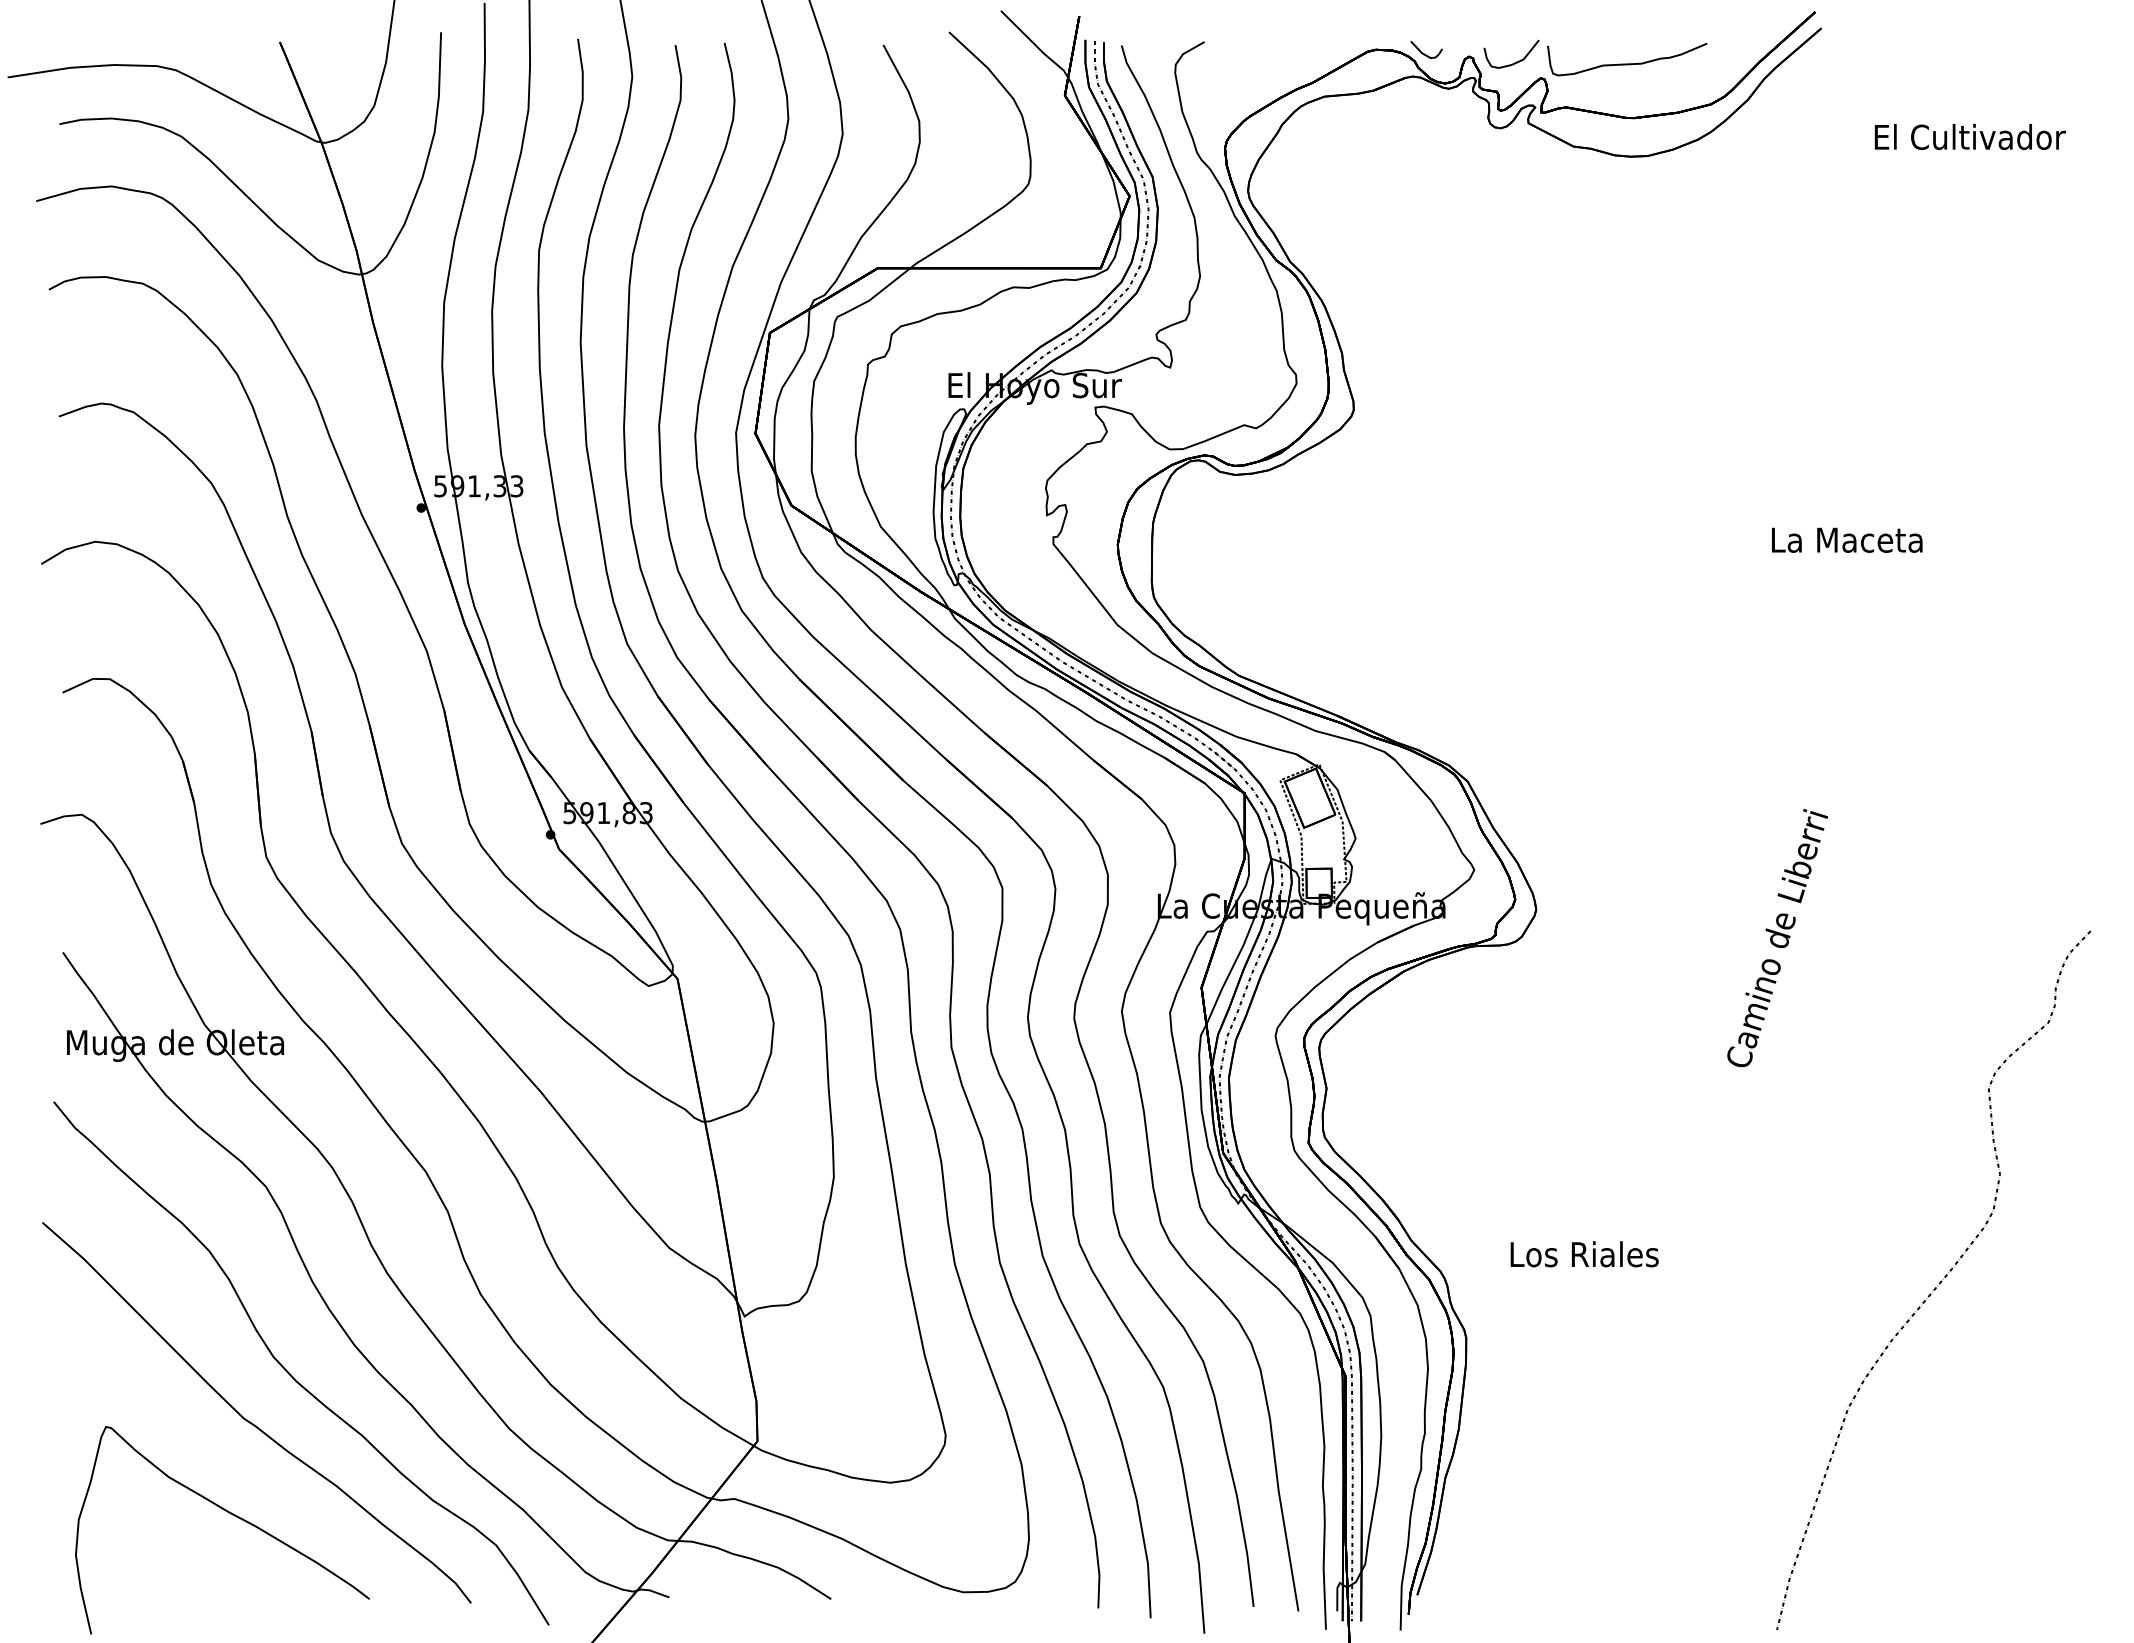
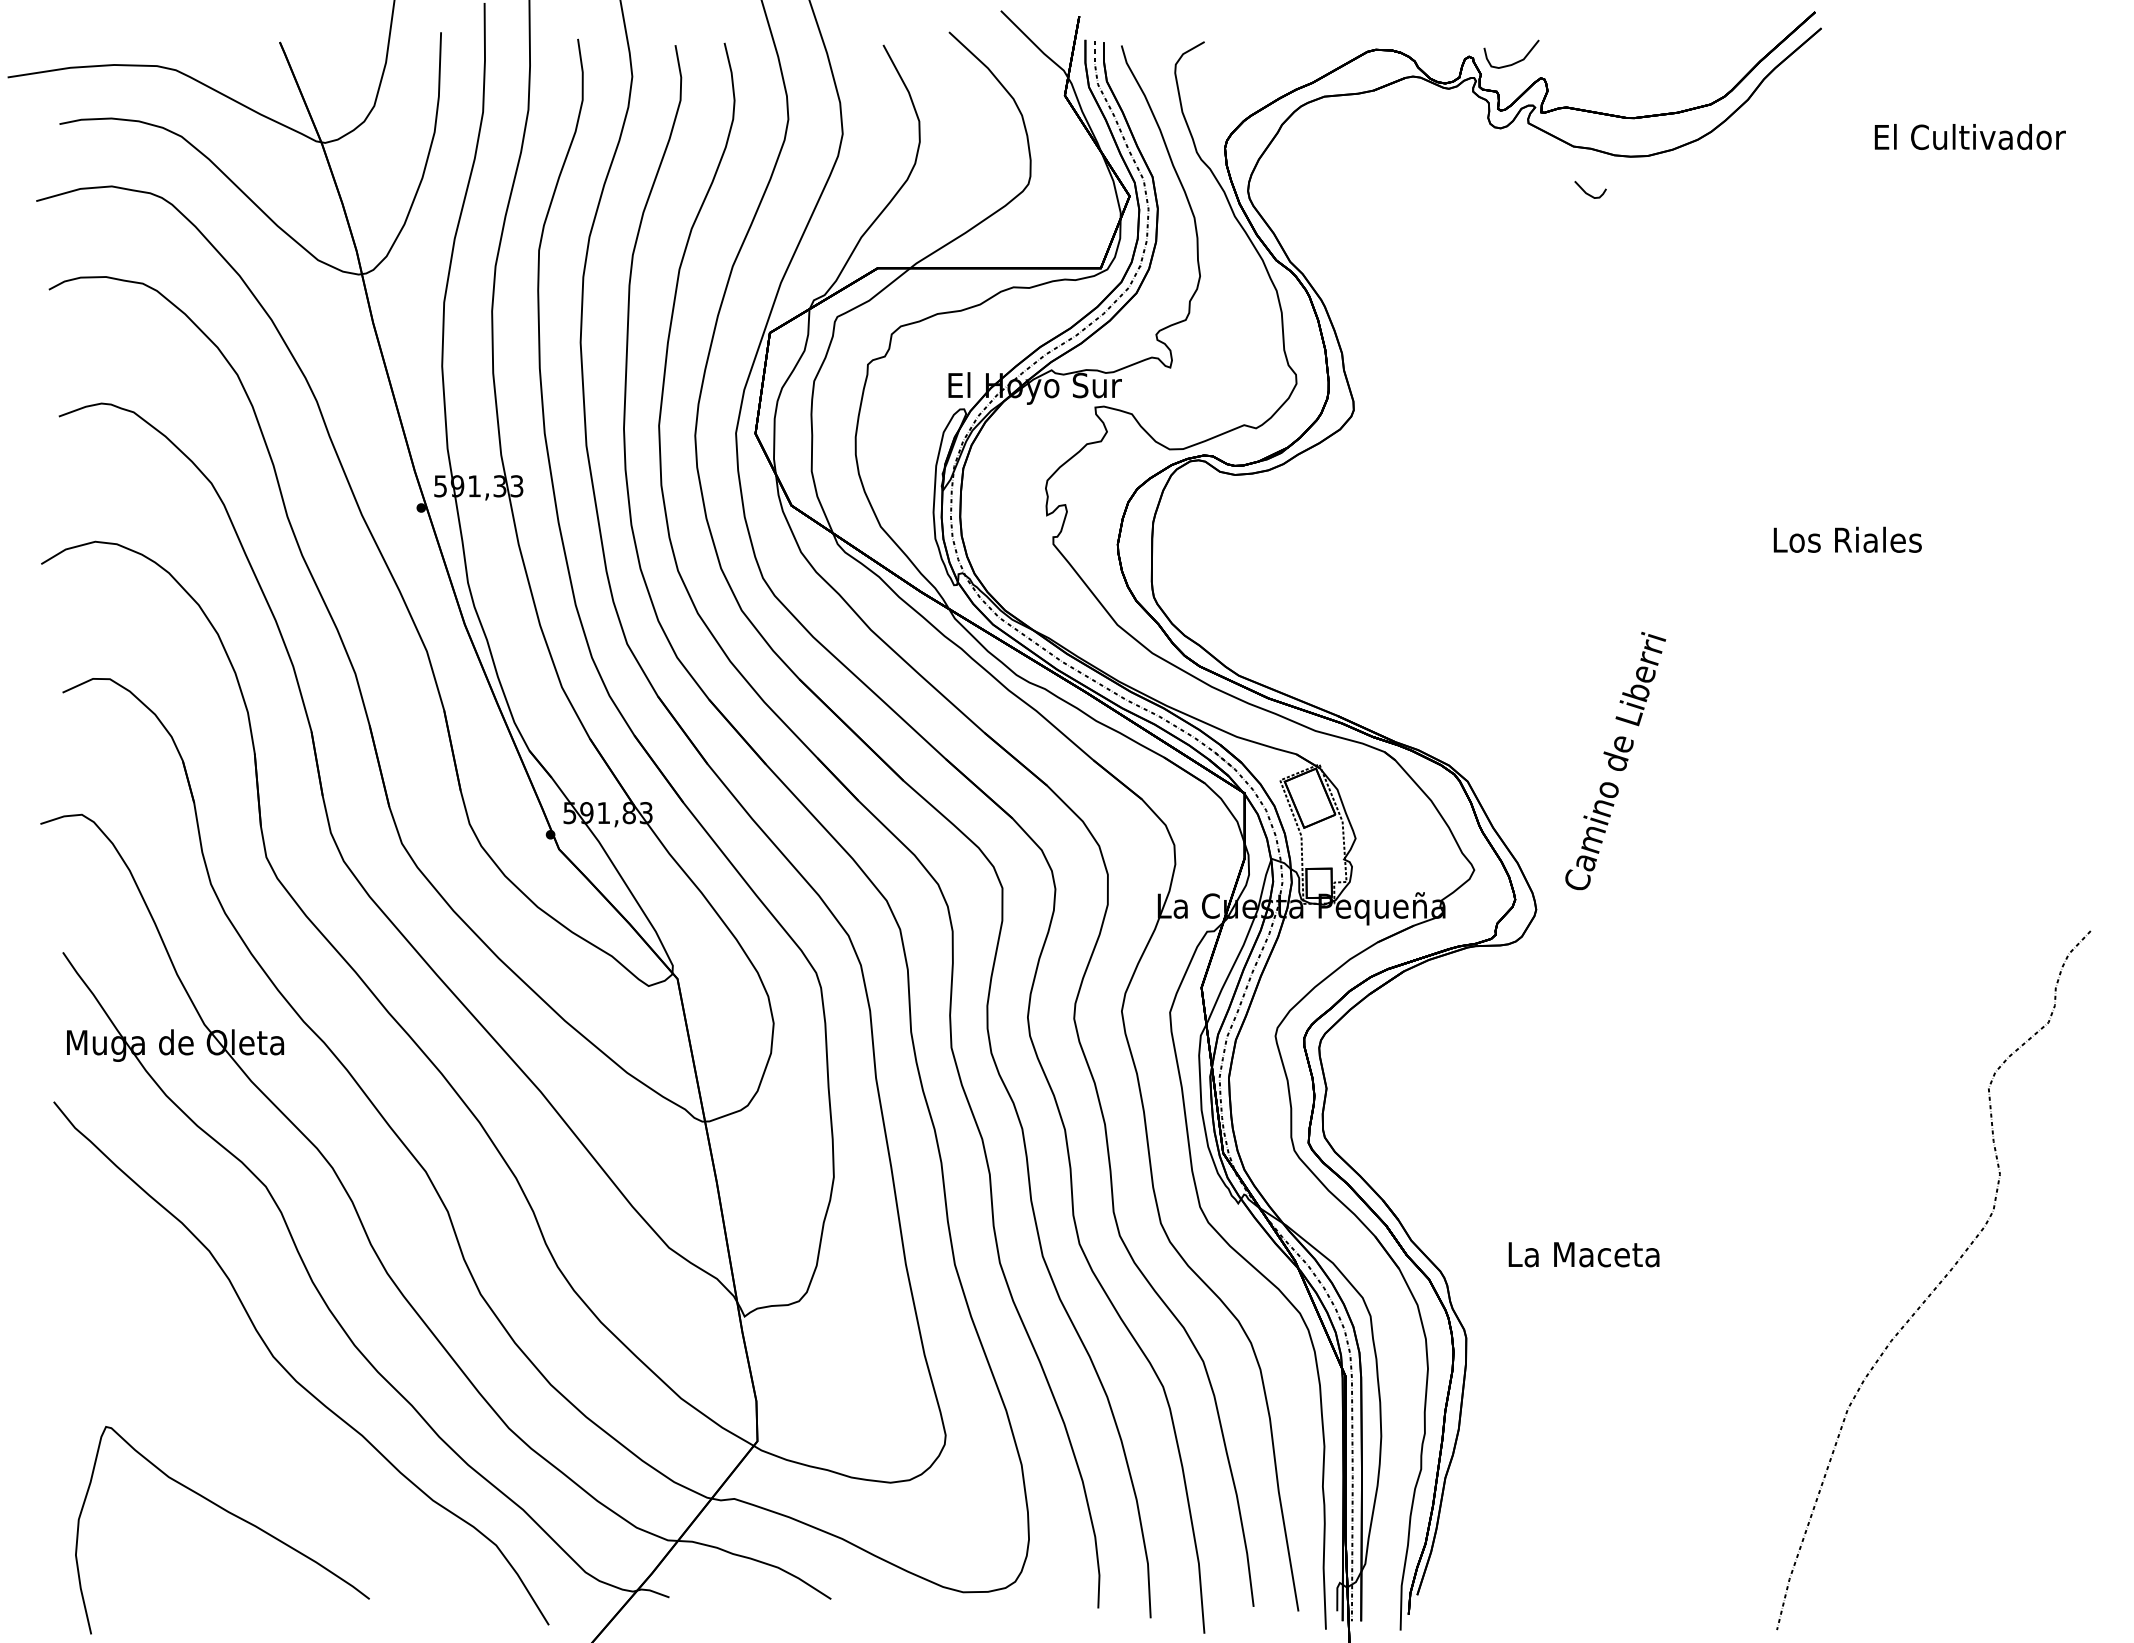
curve position: (1424, 53) -> (1588, 193) (1588, 193)
curve: present -> none (1627, 63)
text: La Maceta -> Los Riales (1847, 539)
text position: (1777, 938) -> (1615, 761) (1615, 761)
text: Los Riales -> La Maceta (1583, 1254)
curve: present -> none (250, 1421)
